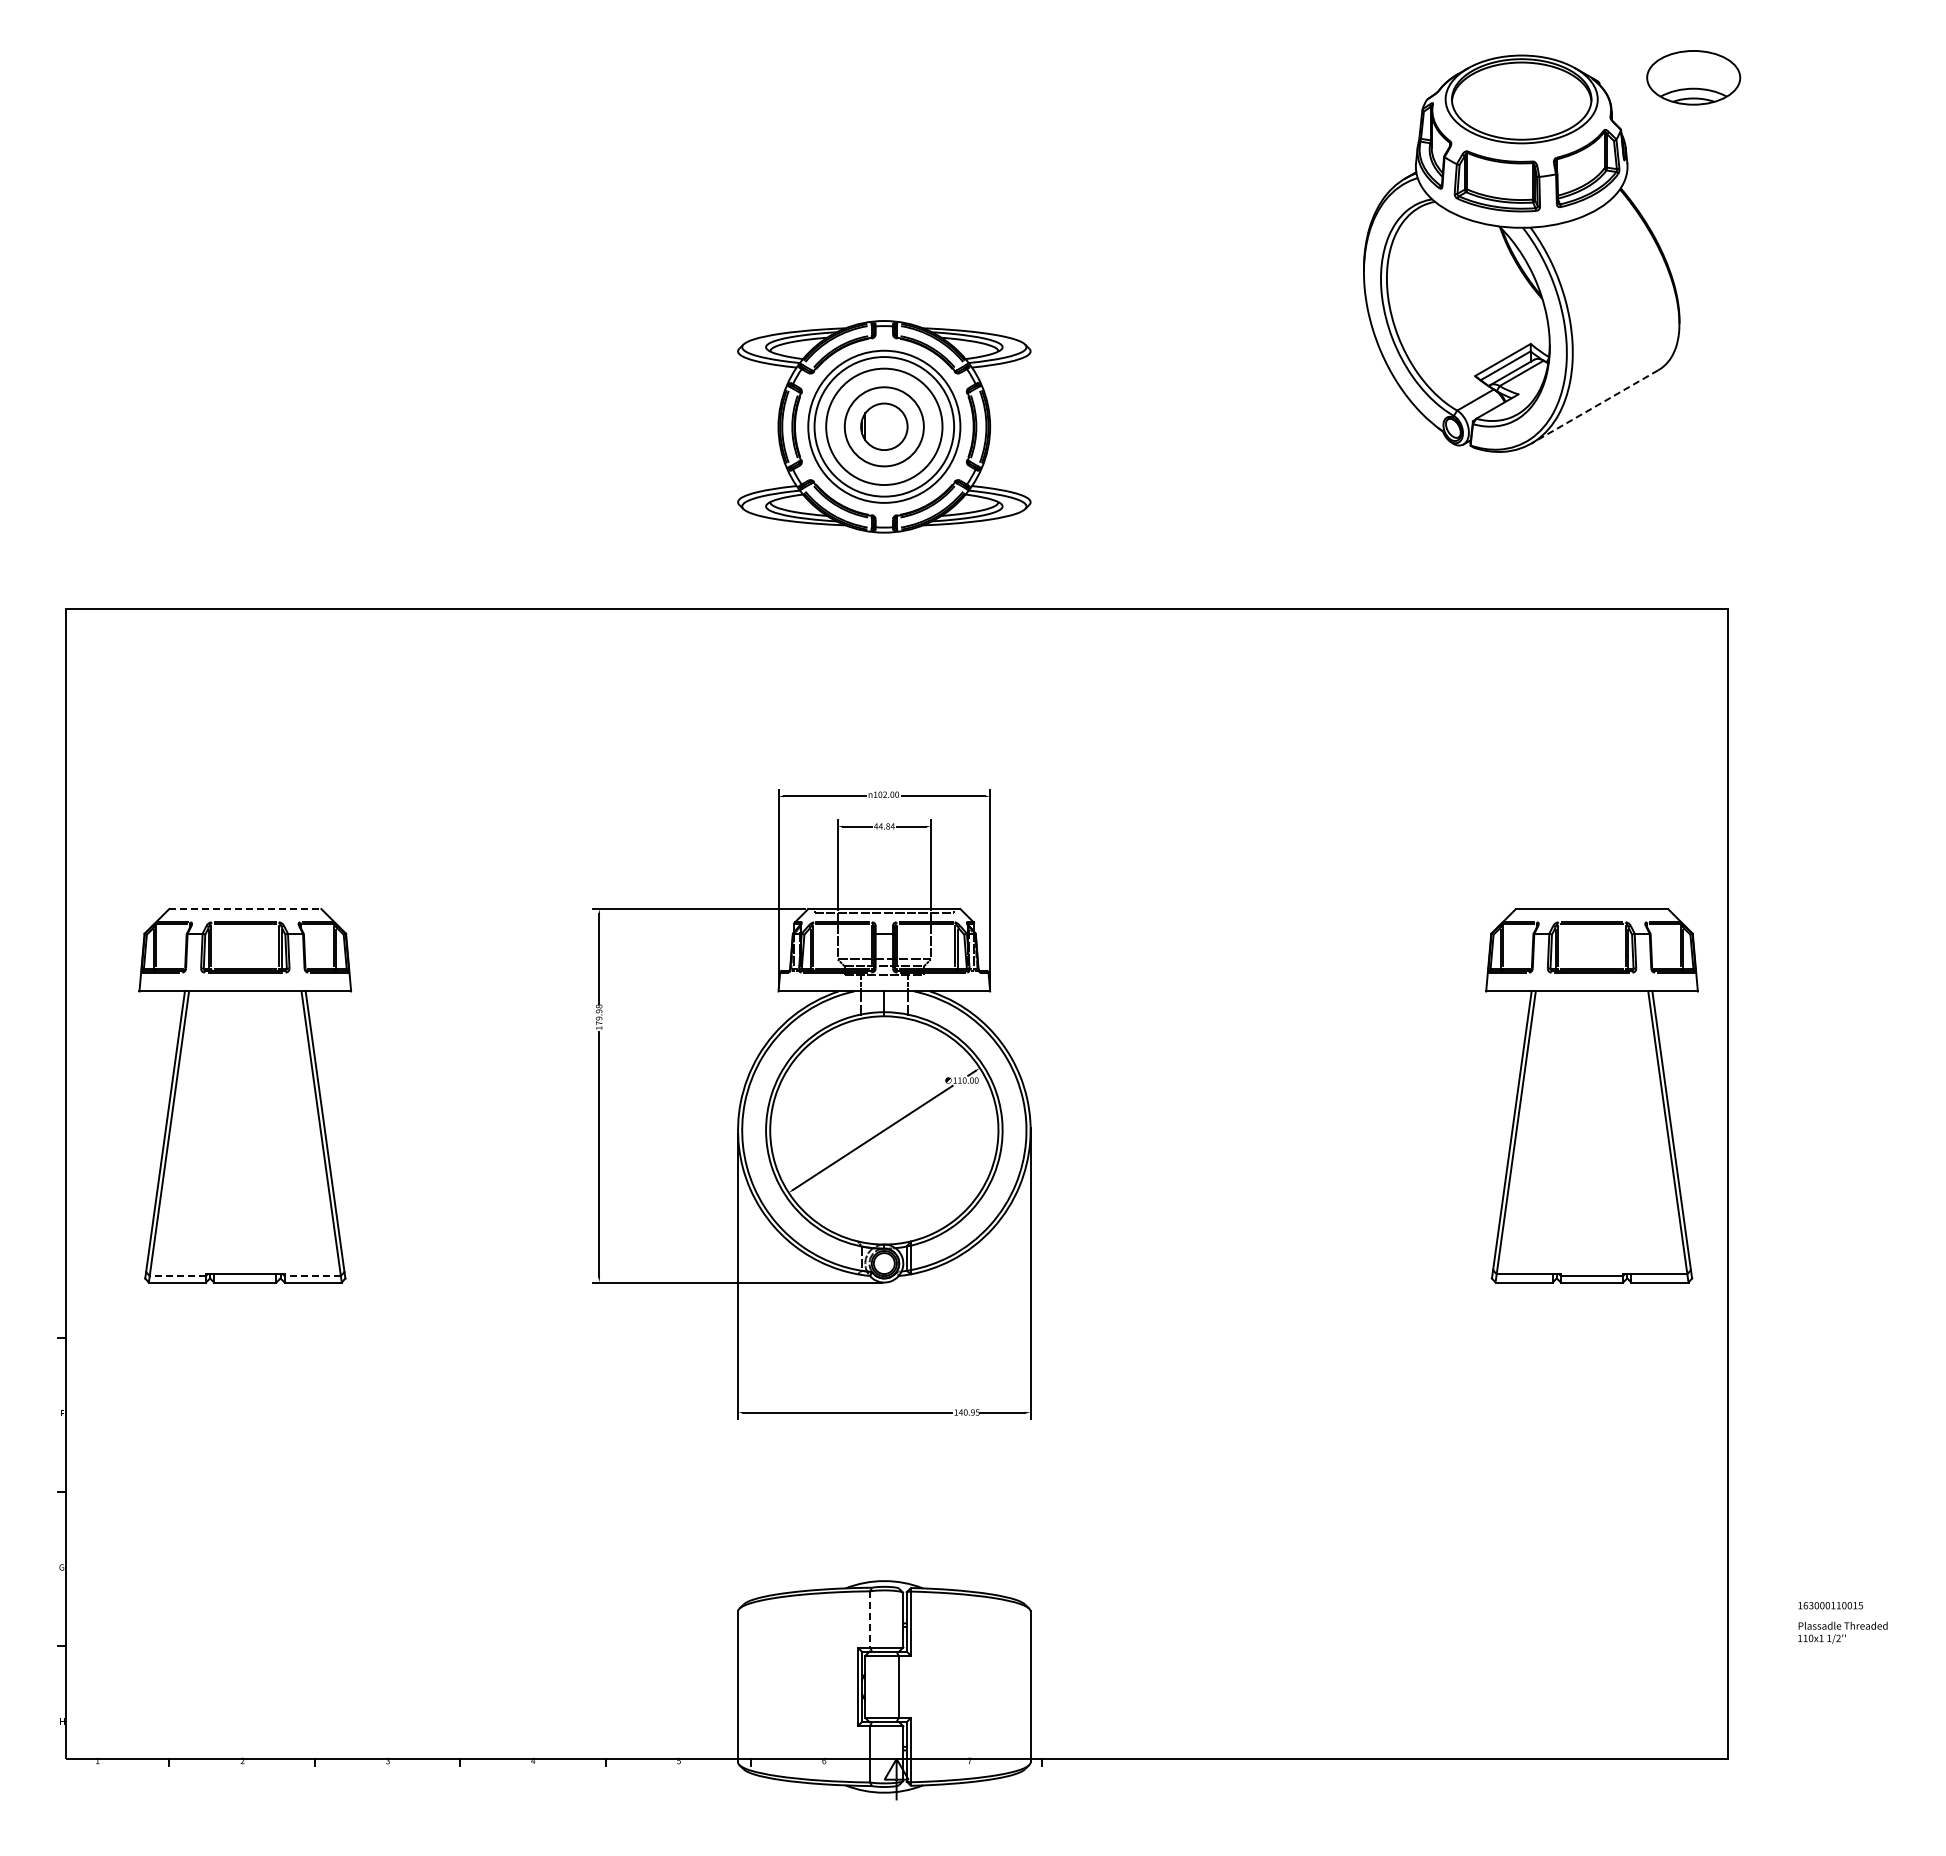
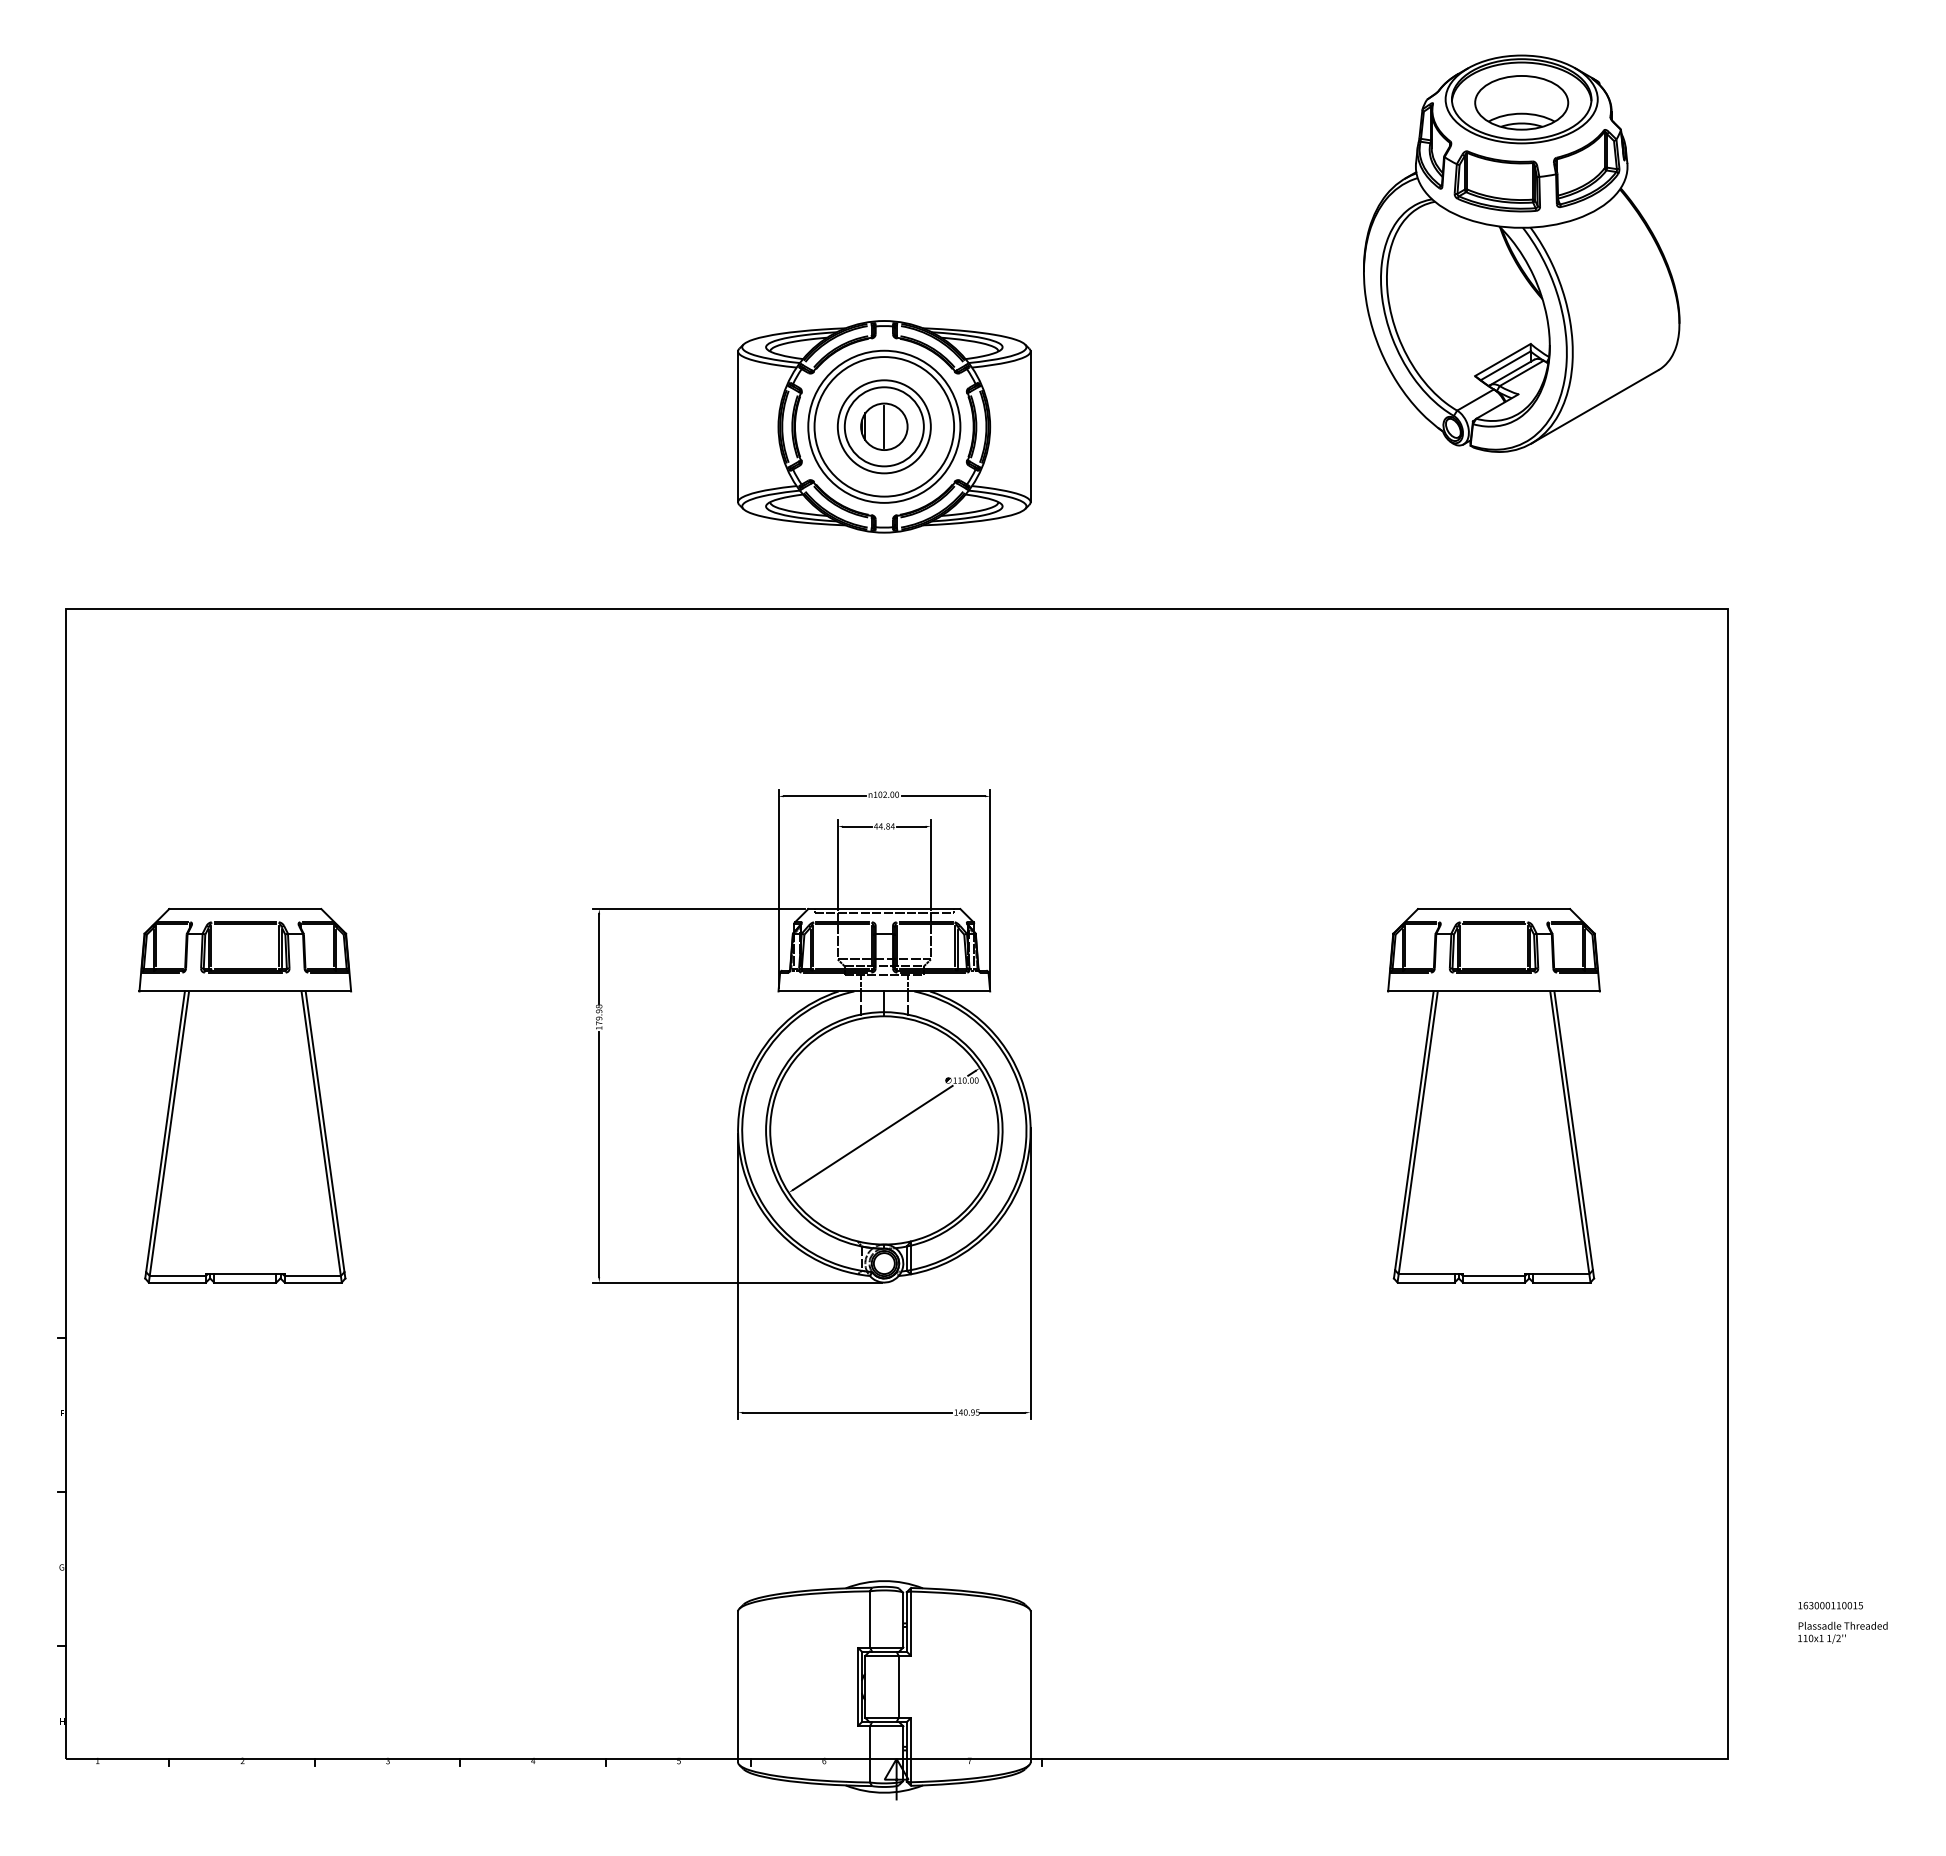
part position: (1693, 77) -> (1521, 102) (1521, 102)
line: dashed -> solid (1594, 407)
line: none -> present (738, 426)
circle diameter: 116 px -> 93 px (883, 426)
line: none -> present (884, 426)
line: none -> present (1030, 426)
line: dashed -> solid (245, 909)
part position: (1591, 1095) -> (1493, 1095) (1493, 1095)
line: dashed -> solid (177, 1276)
line: dashed -> solid (312, 1276)
line: dashed -> solid (869, 1619)
